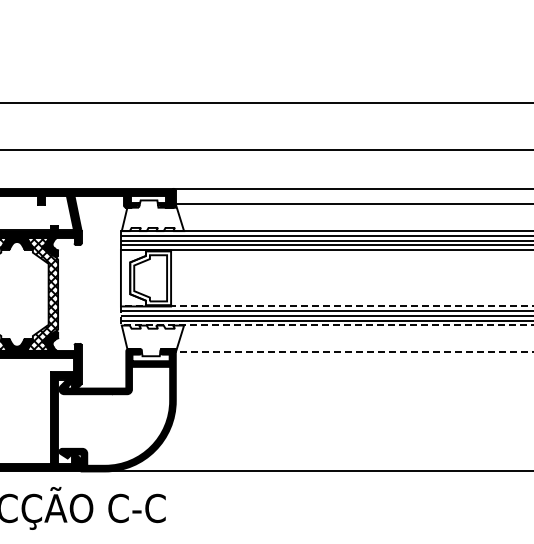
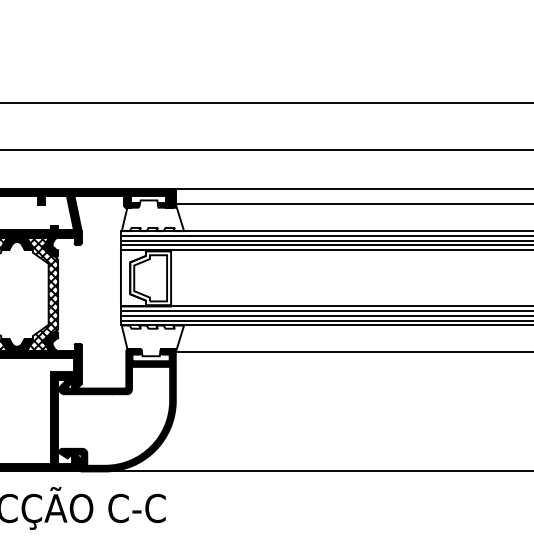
line: dashed -> solid (120, 316)
line: dashed -> solid (354, 352)
